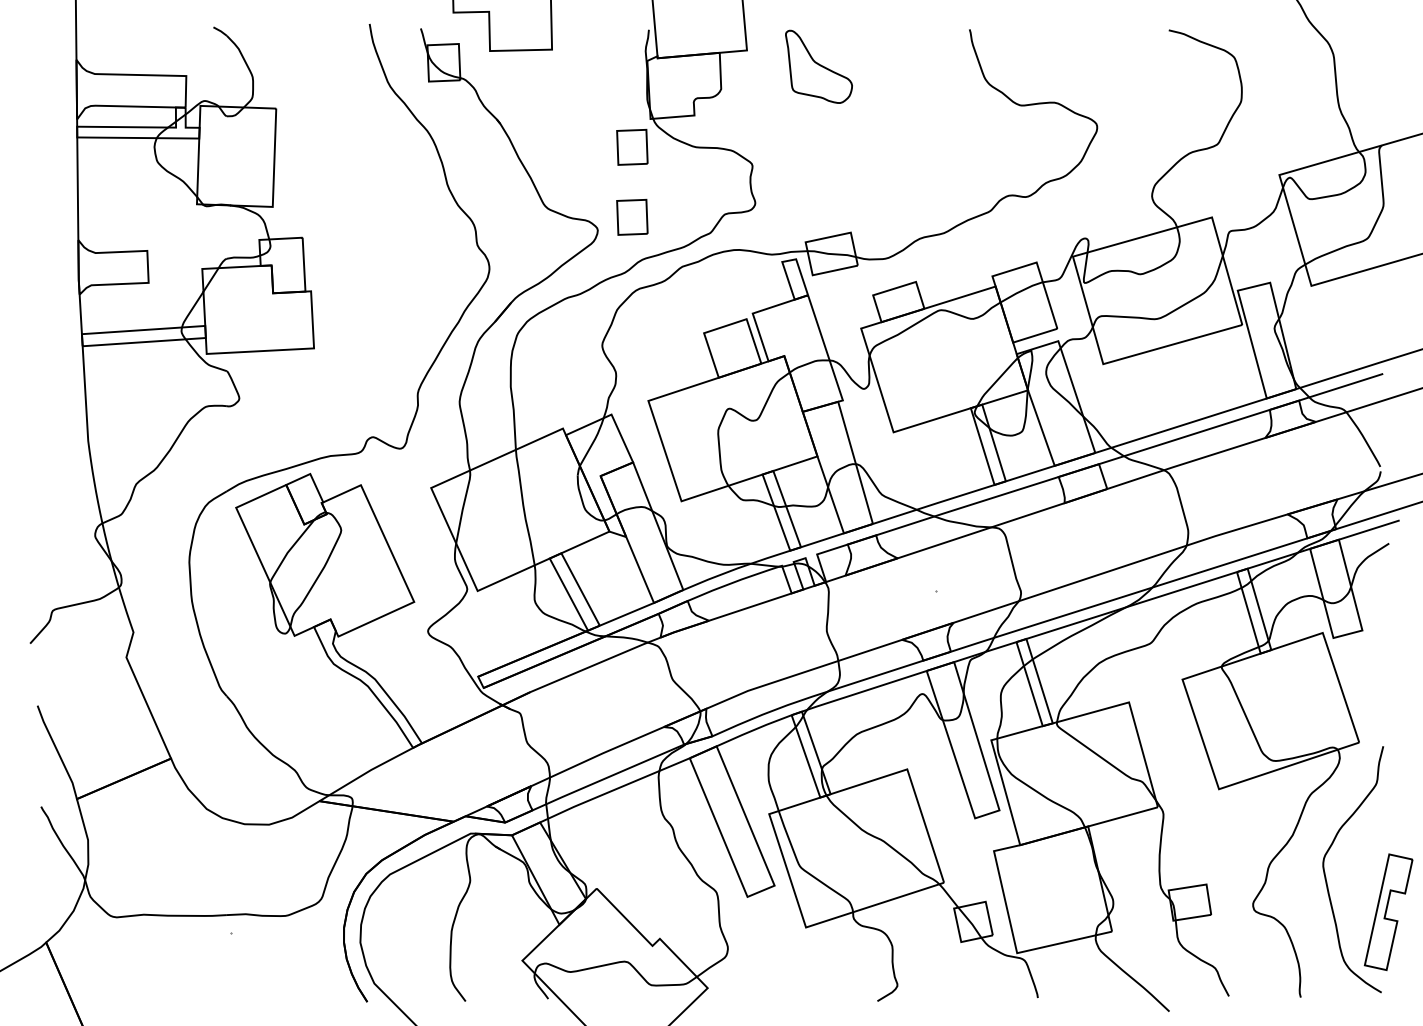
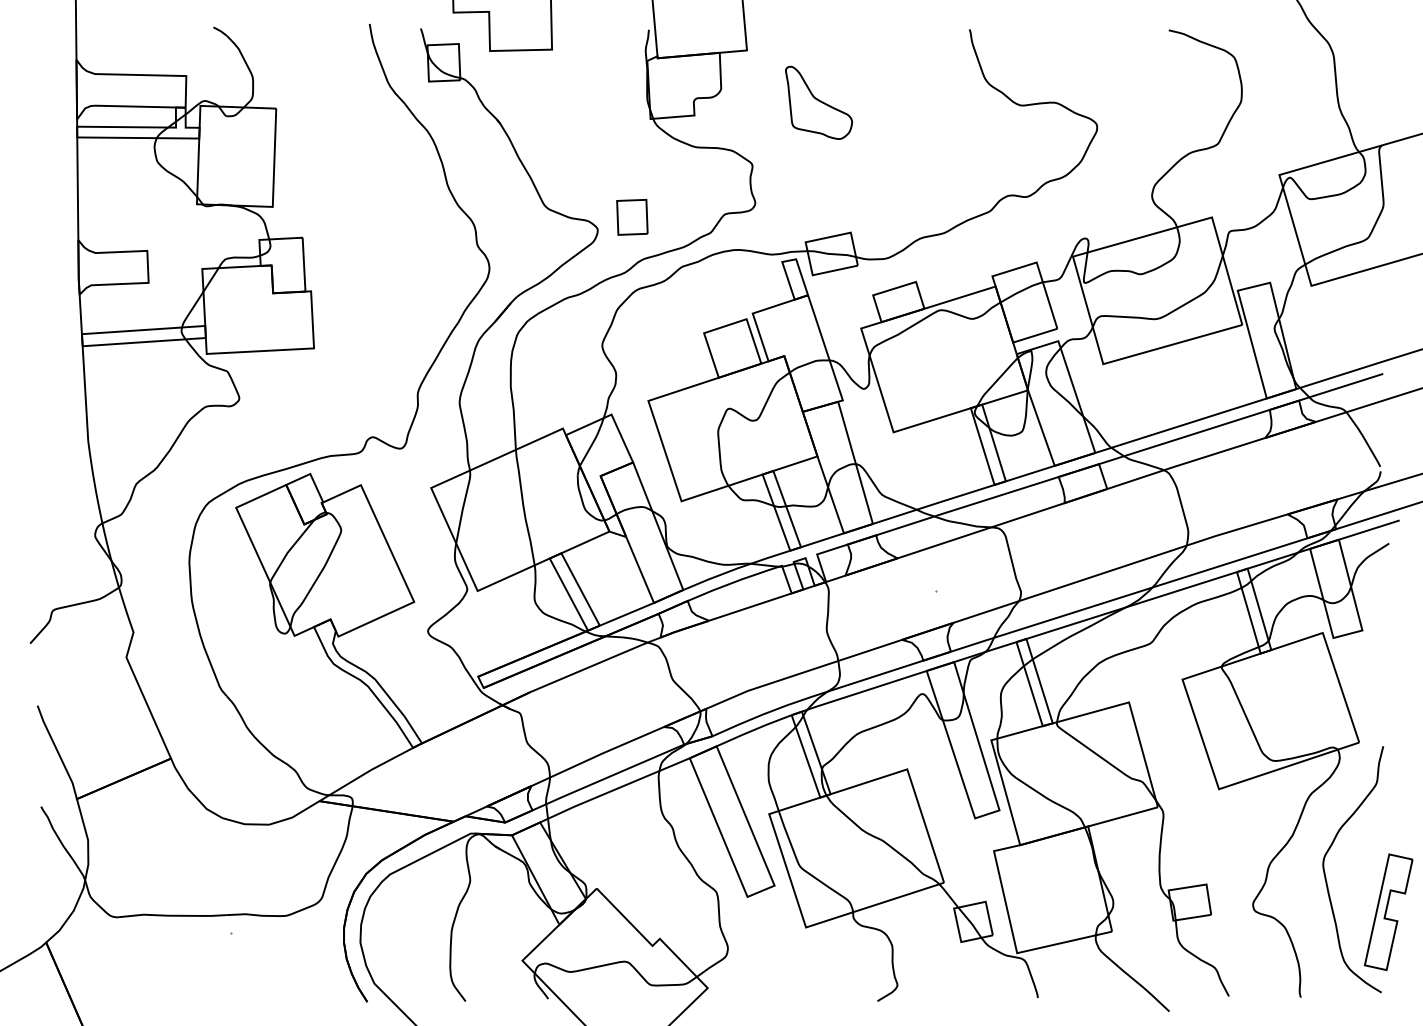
part position: (818, 66) -> (818, 102) (818, 102)
part: present -> none (632, 146)
